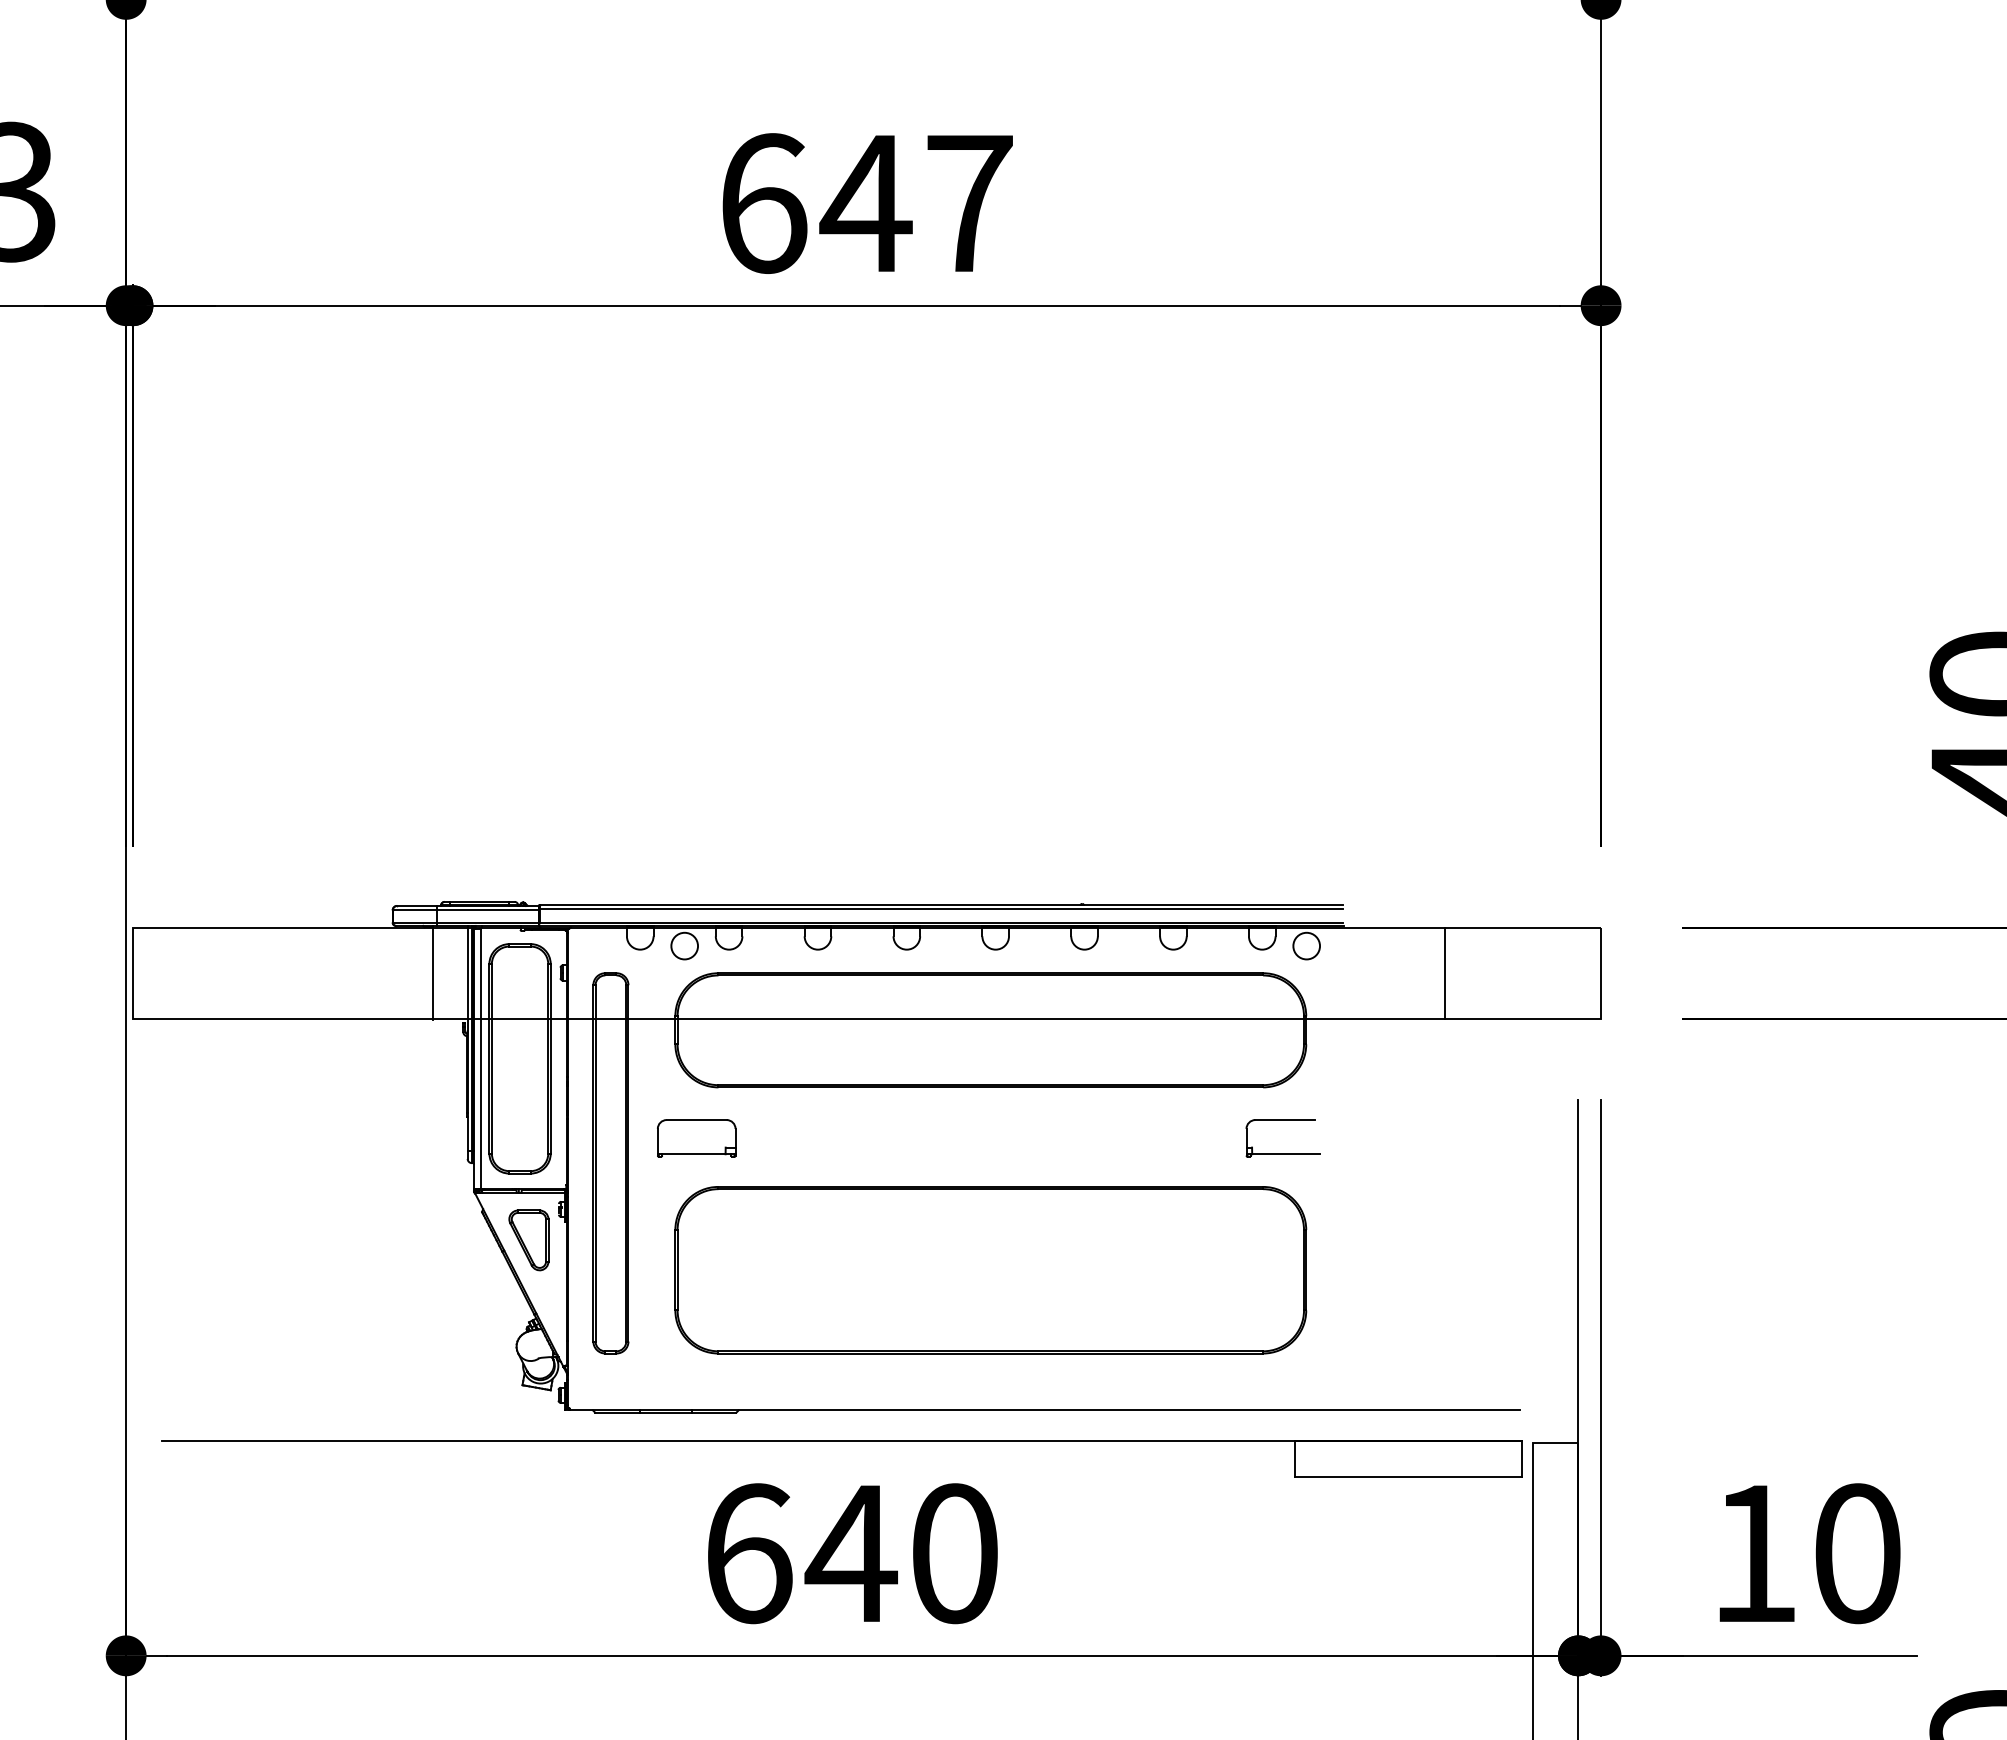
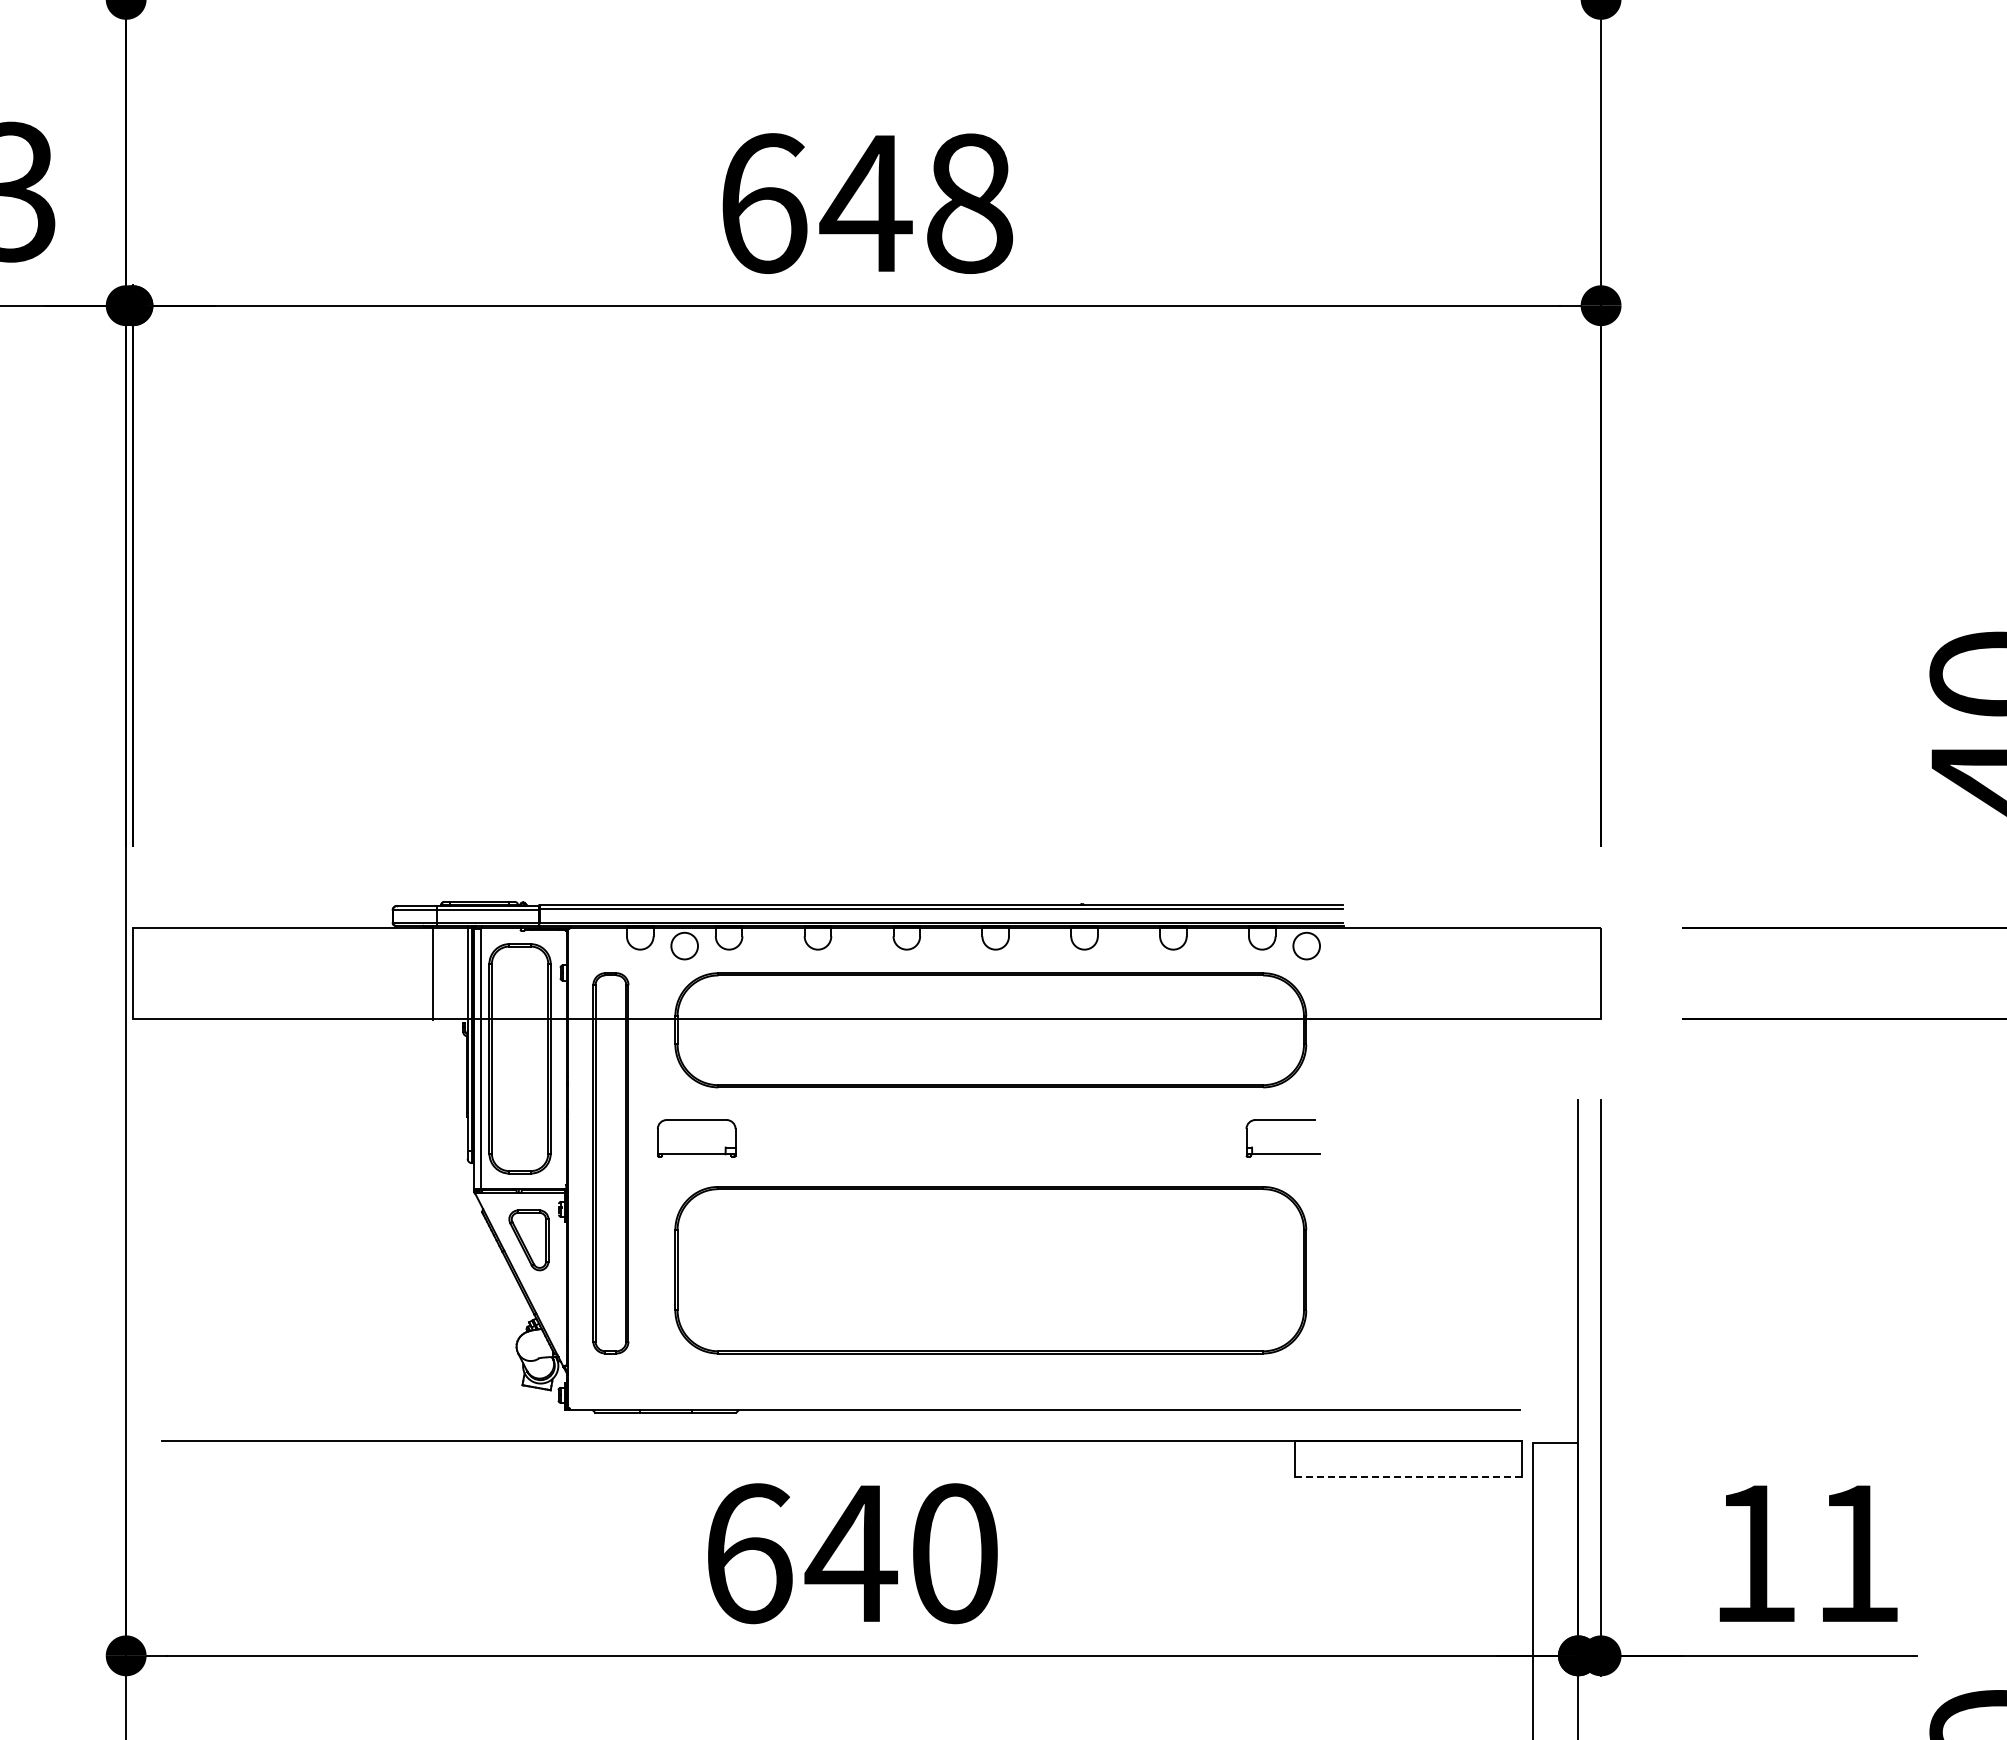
text: 647 -> 648 (970, 203)
line: present -> none (1444, 972)
line: solid -> dashed (1407, 1477)
text: 10 -> 11 (1857, 1553)
